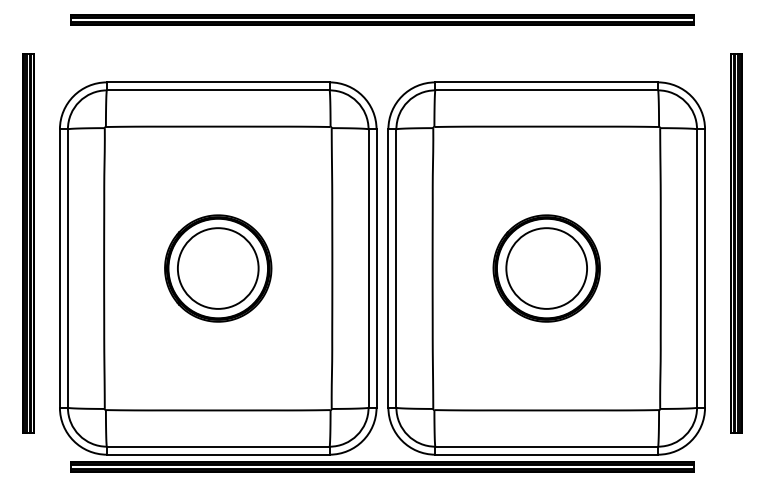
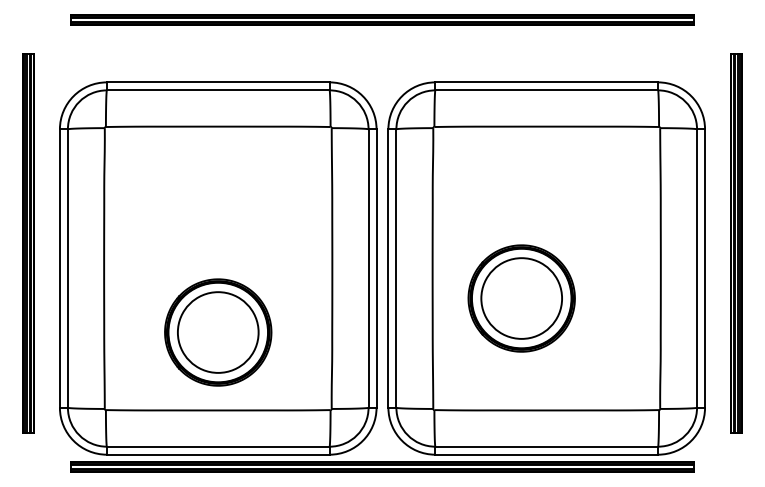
part position: (218, 268) -> (218, 332) (218, 332)
part position: (546, 268) -> (521, 298) (521, 298)
